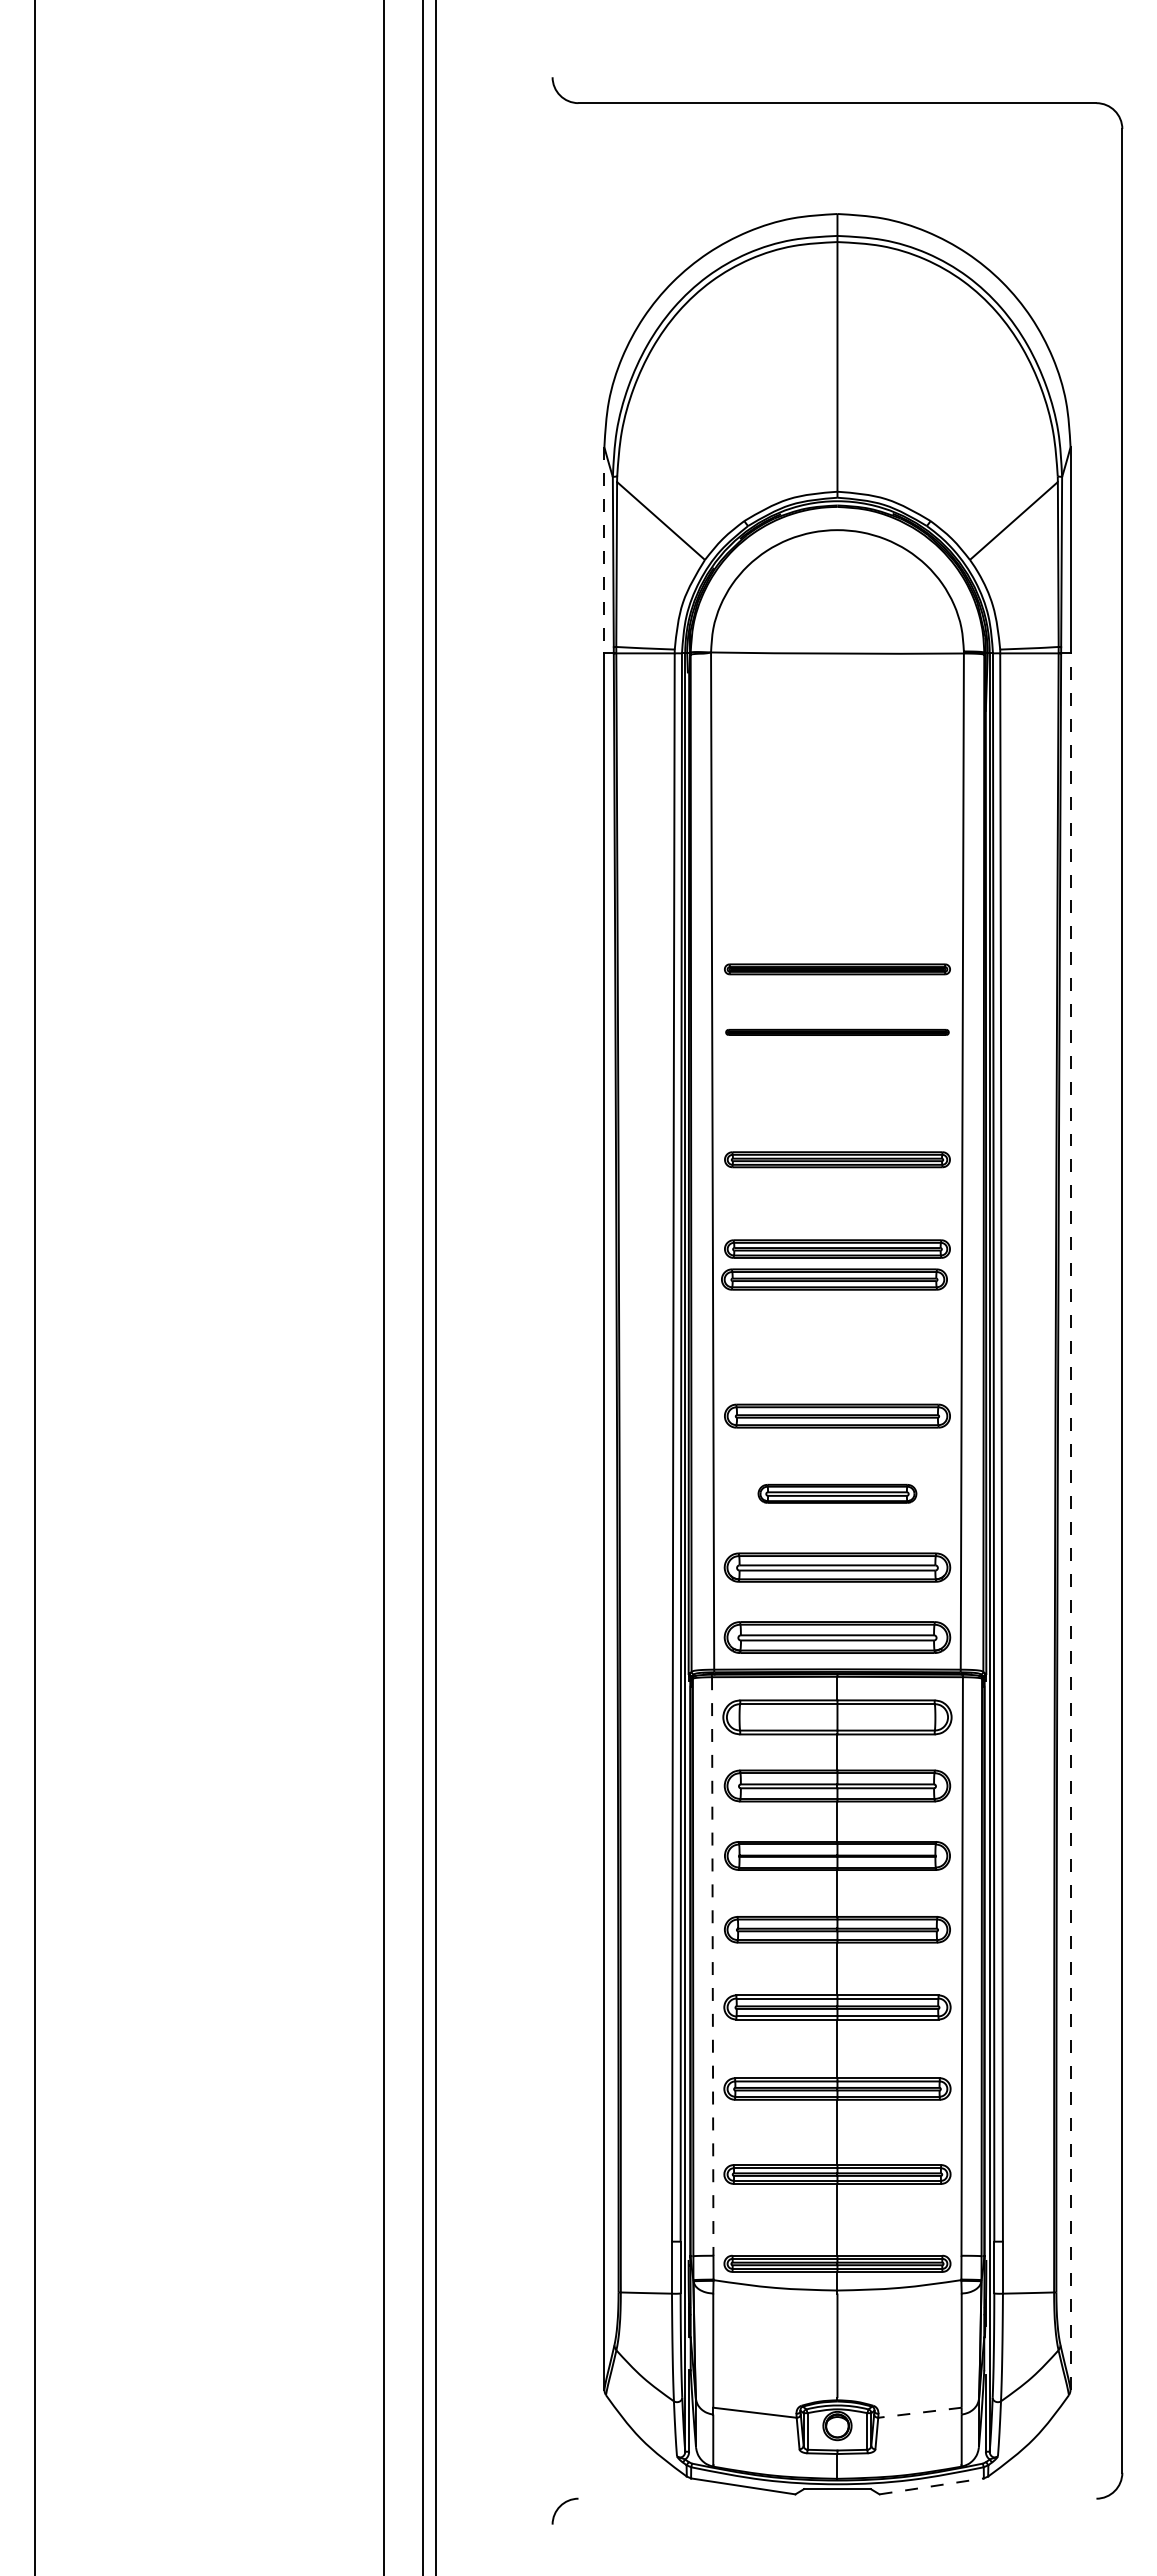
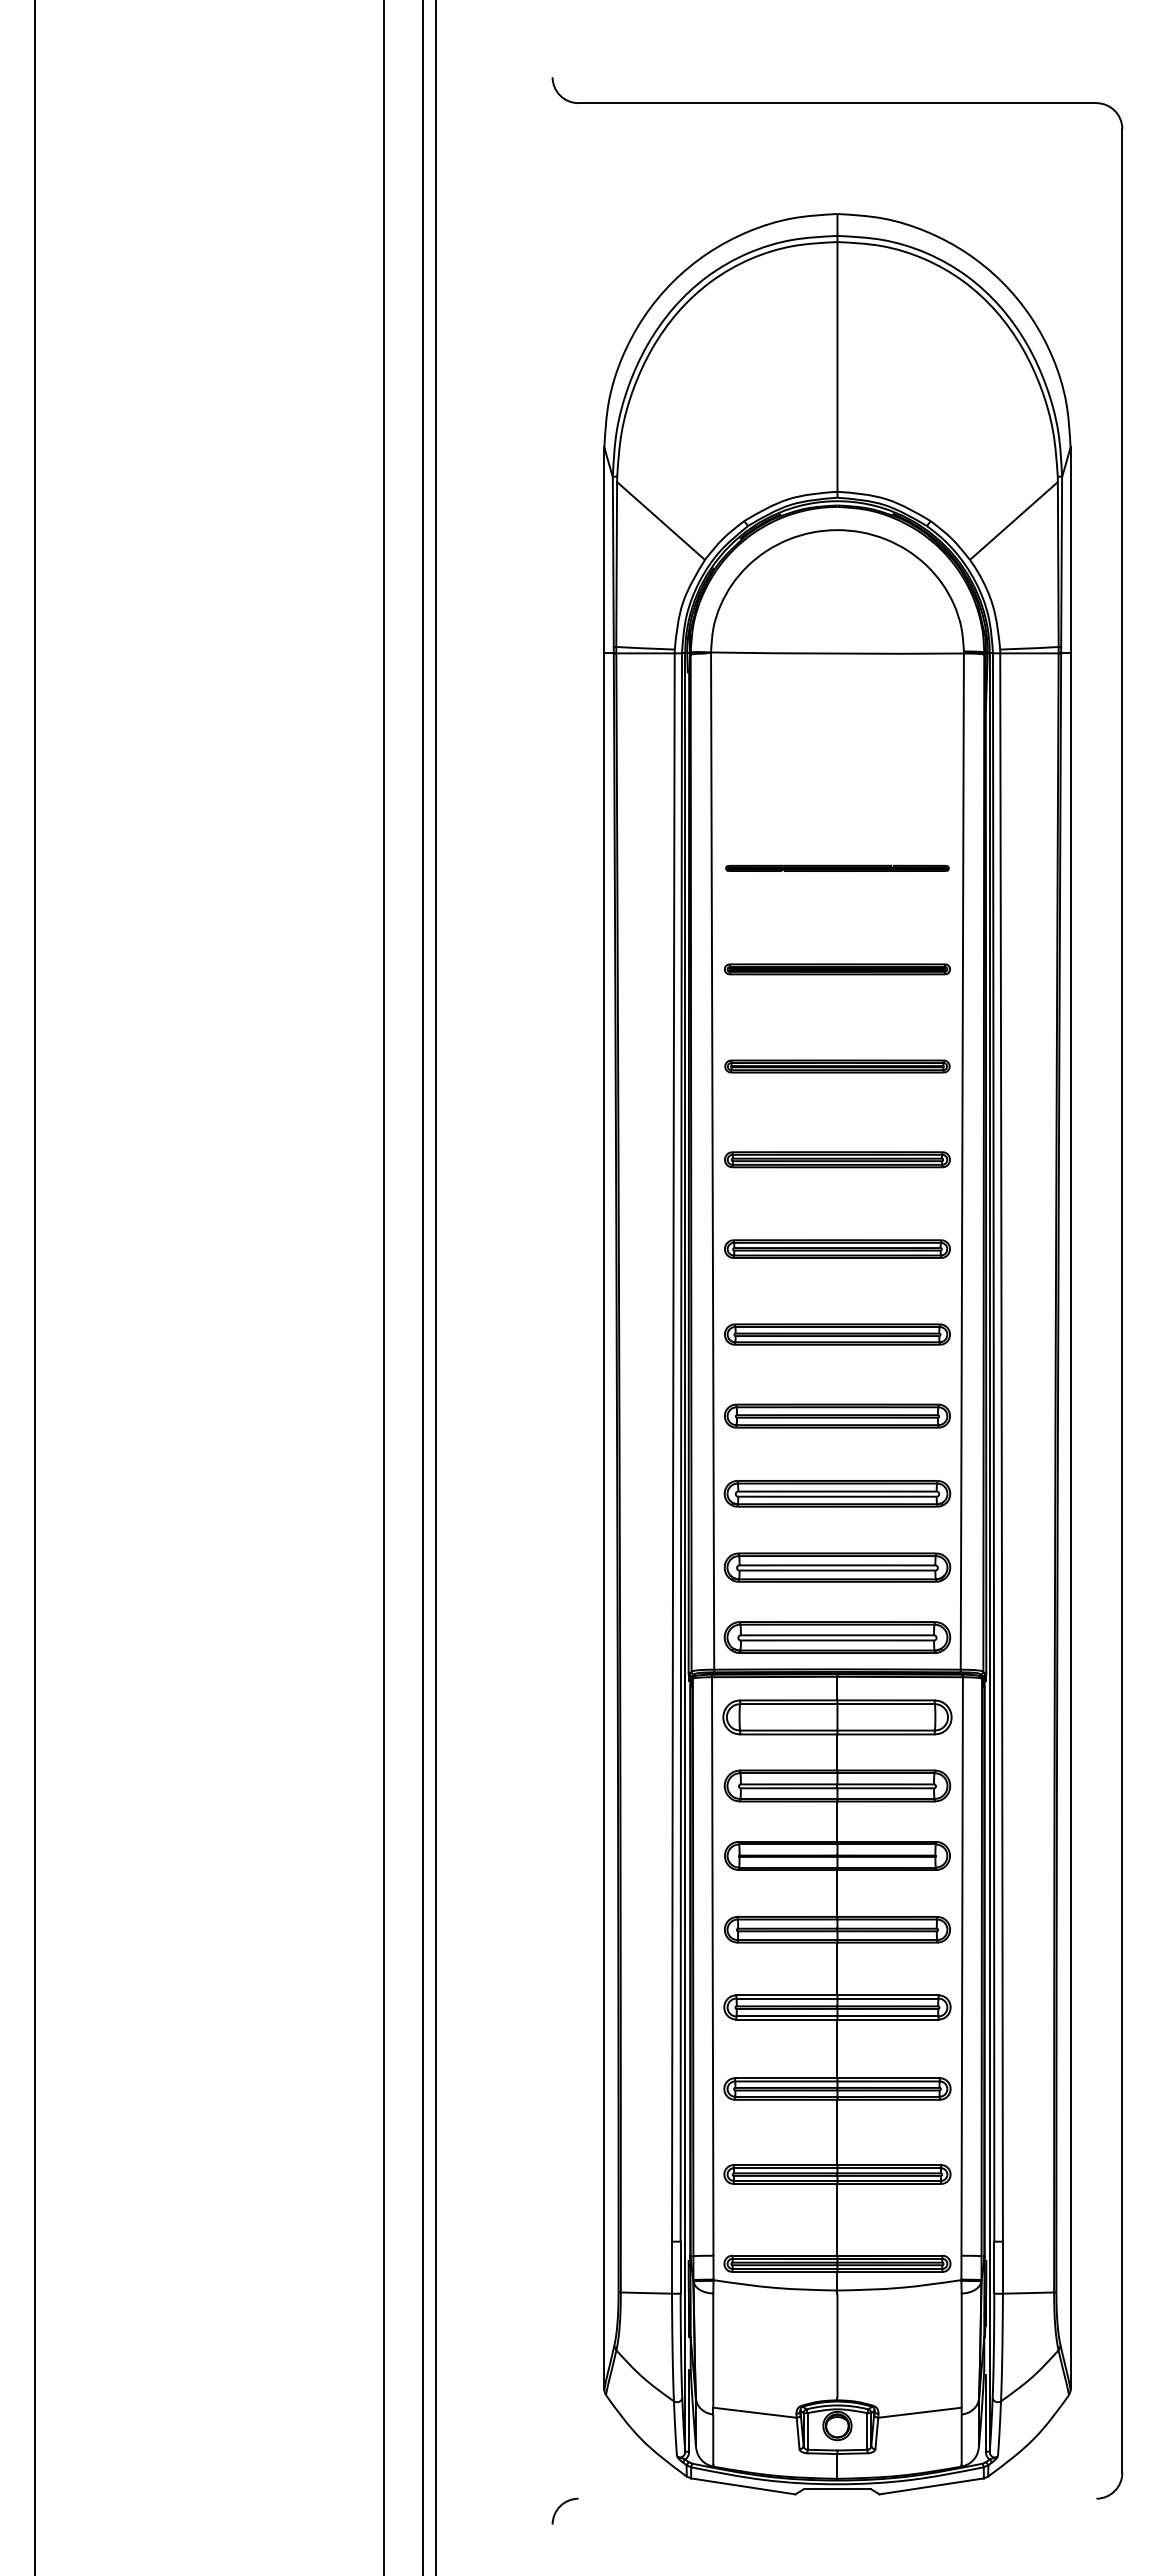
line: dashed -> solid (604, 550)
part position: (837, 1031) -> (837, 867) (837, 867)
part: none -> present (837, 1066)
part position: (834, 1279) -> (837, 1334) (837, 1334)
part size: 161x21 px -> 229x28 px (837, 1493)
line: dashed -> solid (1070, 1520)
line: dashed -> solid (712, 1966)
line: dashed -> solid (919, 2412)
line: dashed -> solid (931, 2486)
